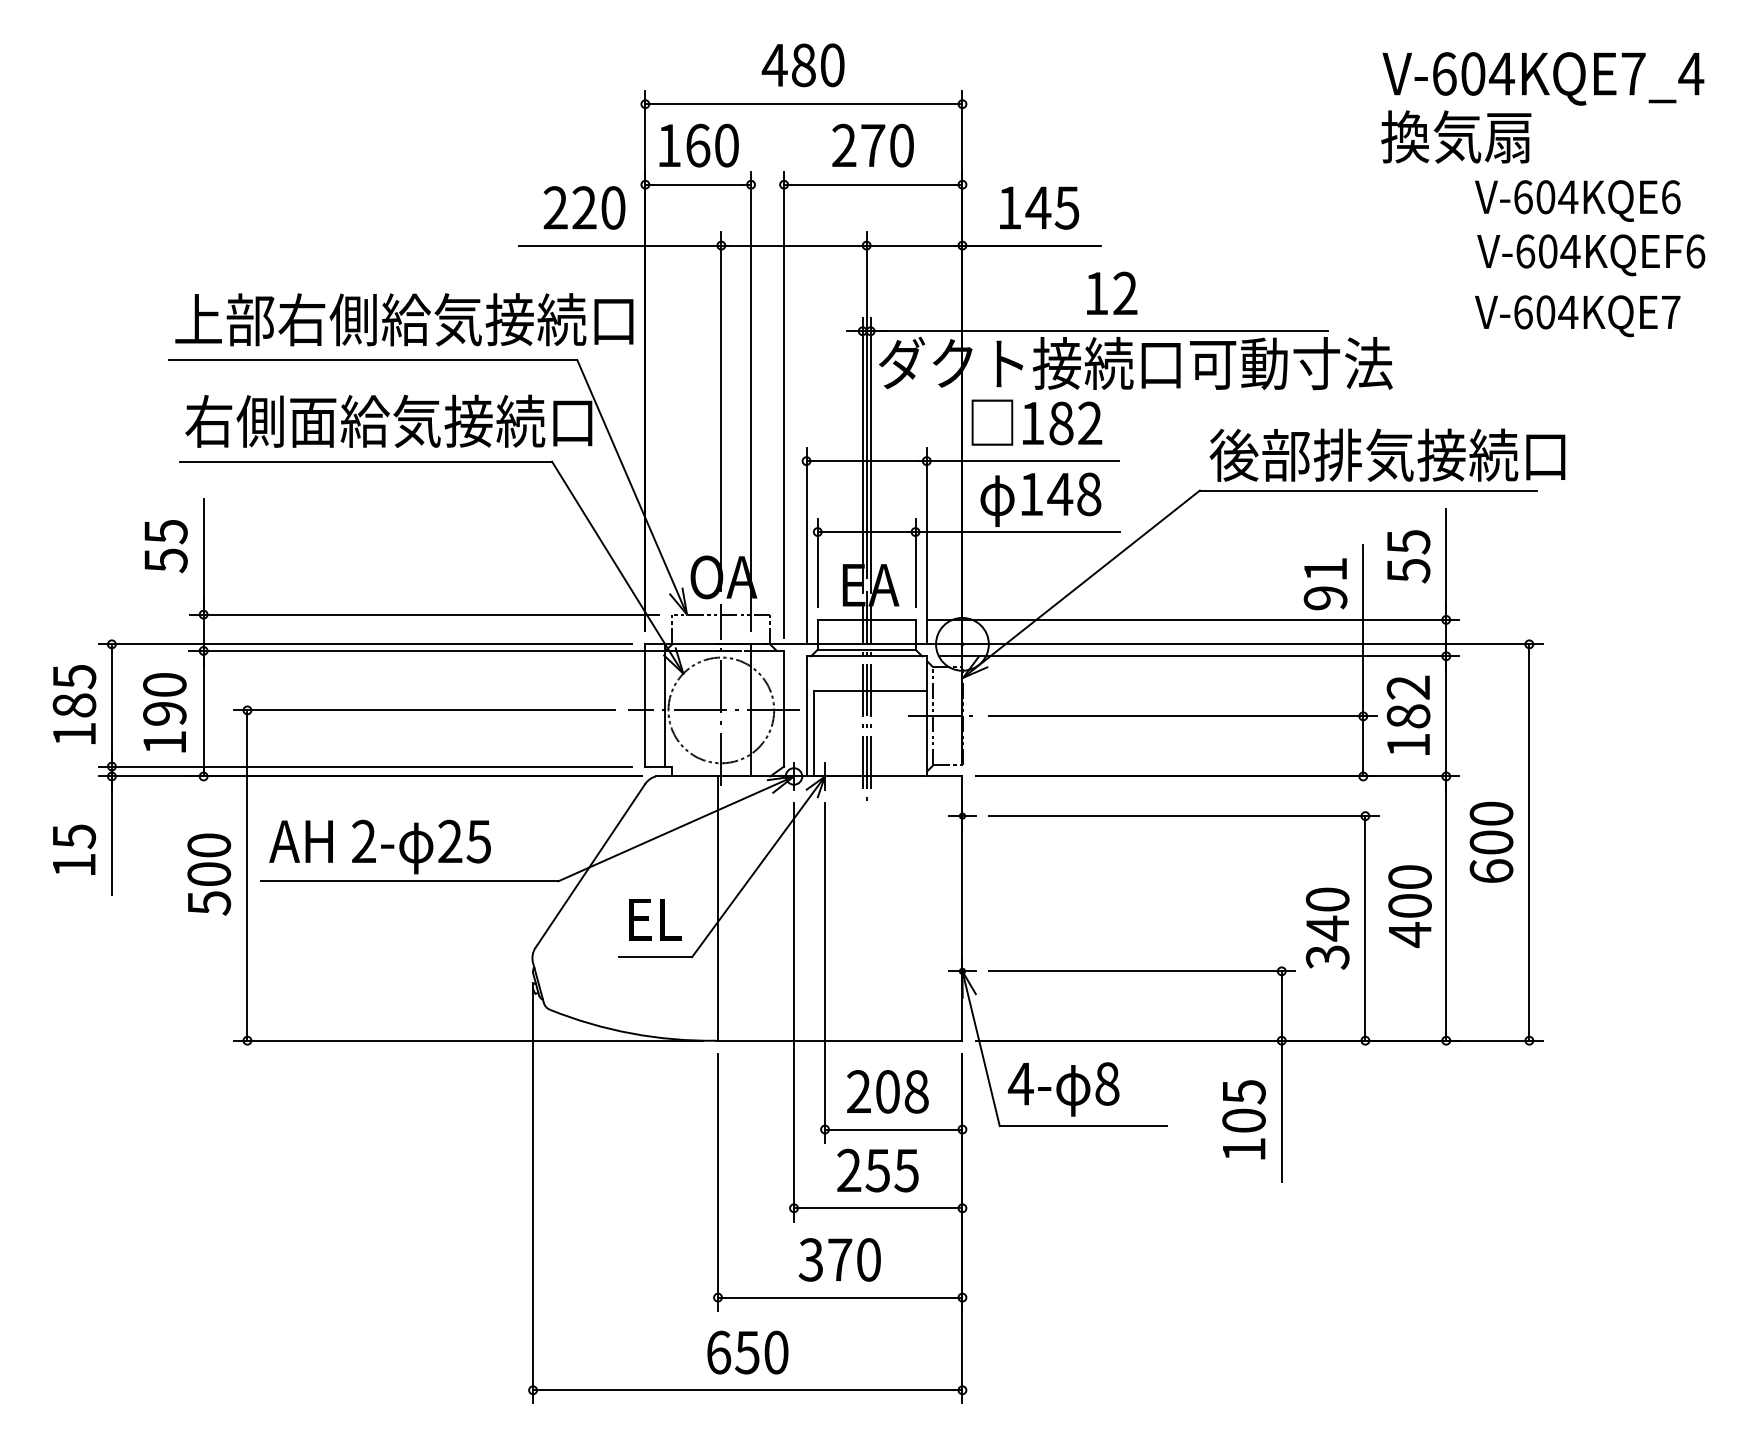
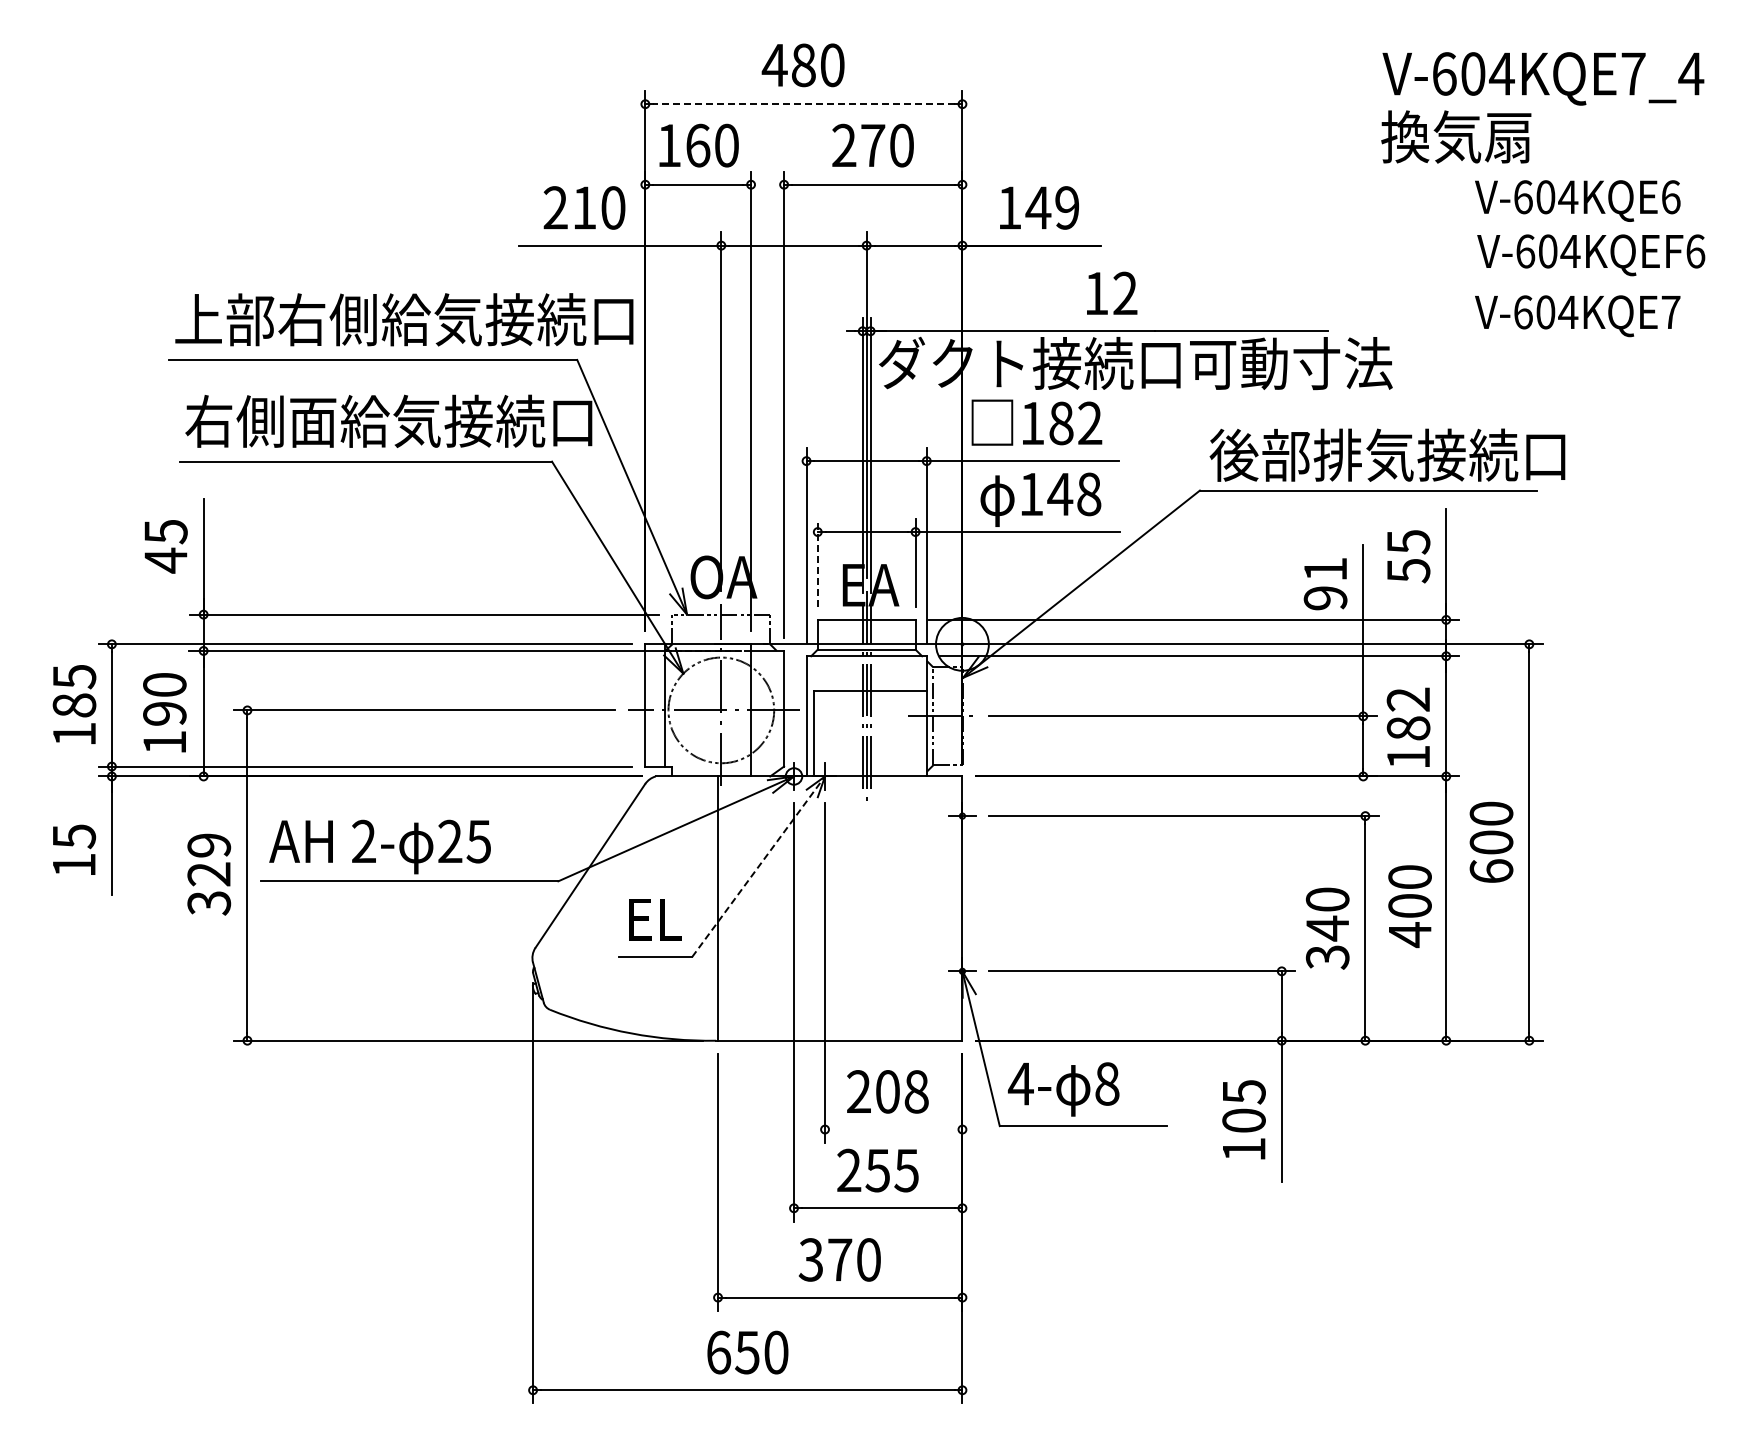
line: solid -> dashed (803, 104)
text: 220 -> 210 (584, 207)
text: 145 -> 149 (1066, 207)
text: 55 -> 45 (165, 560)
line: solid -> dashed (817, 562)
text position: (1408, 714) -> (1408, 726) (1408, 726)
line: solid -> dashed (758, 866)
text: 500 -> 329 (209, 874)
line: present -> none (893, 1129)
